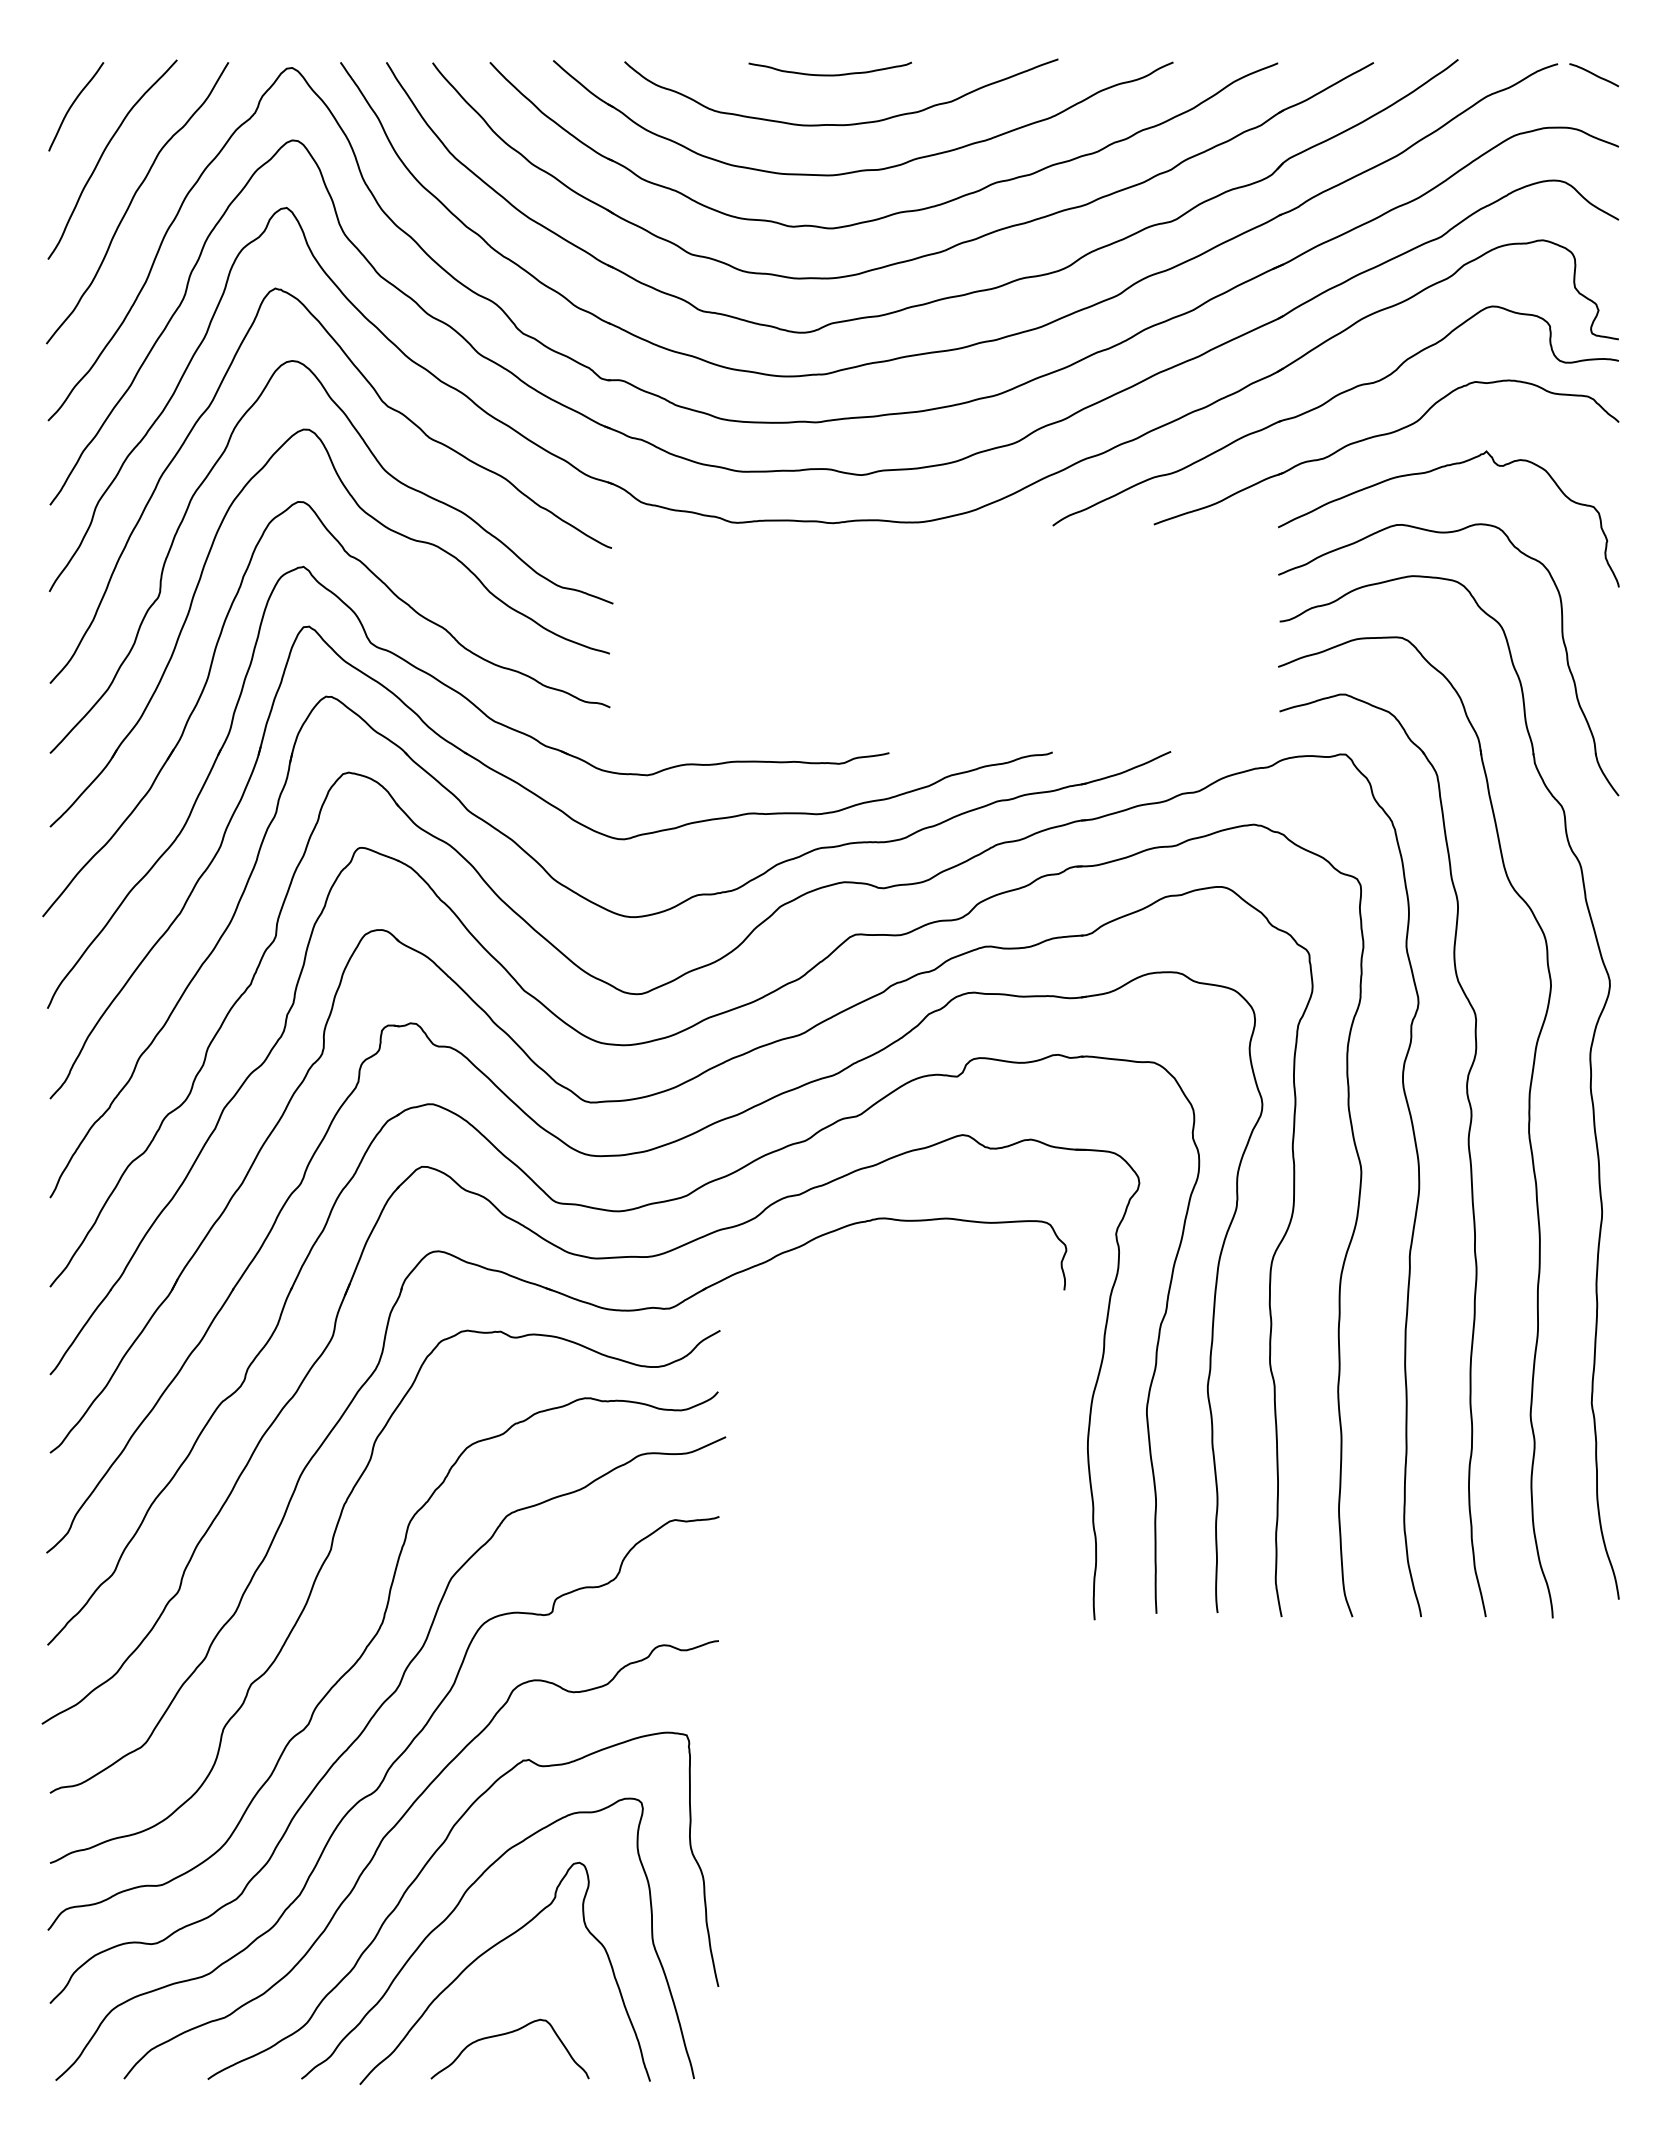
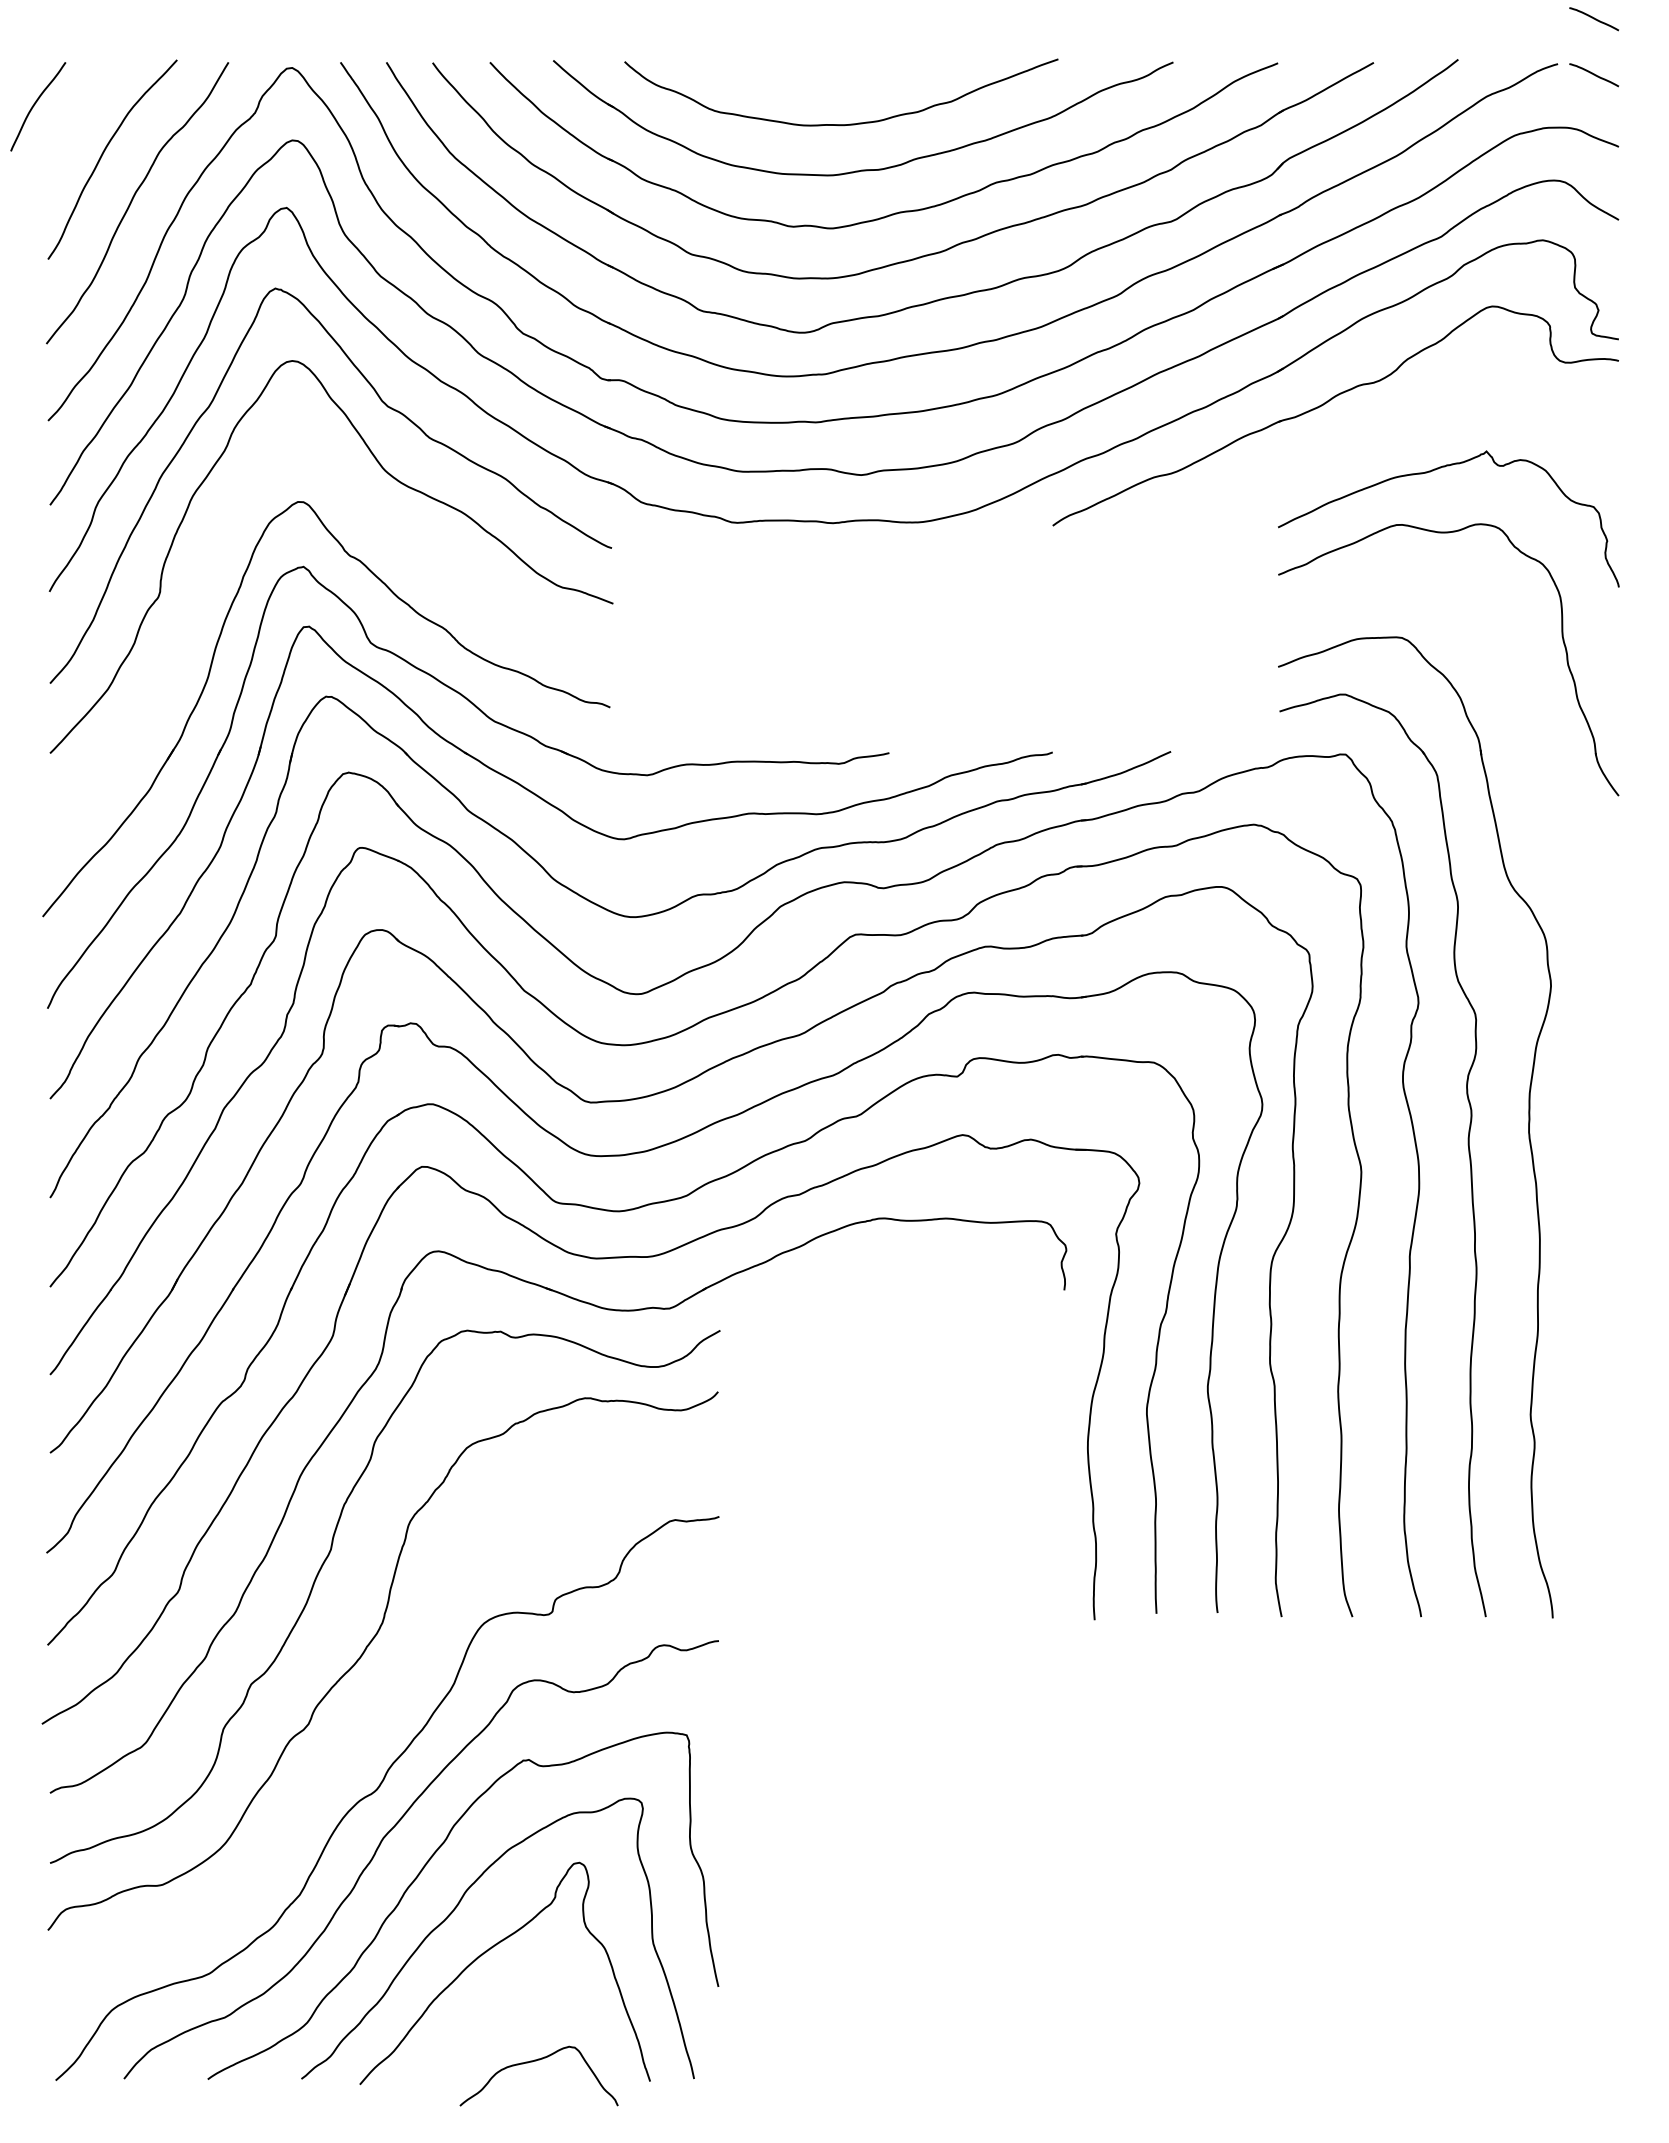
curve: none -> present (1593, 19)
curve: present -> none (829, 74)
curve position: (74, 103) -> (36, 103) (36, 103)
part: present -> none (1385, 435)
part: present -> none (387, 529)
part: present -> none (1589, 1087)
curve: present -> none (377, 1712)
curve position: (507, 2034) -> (536, 2061) (536, 2061)
